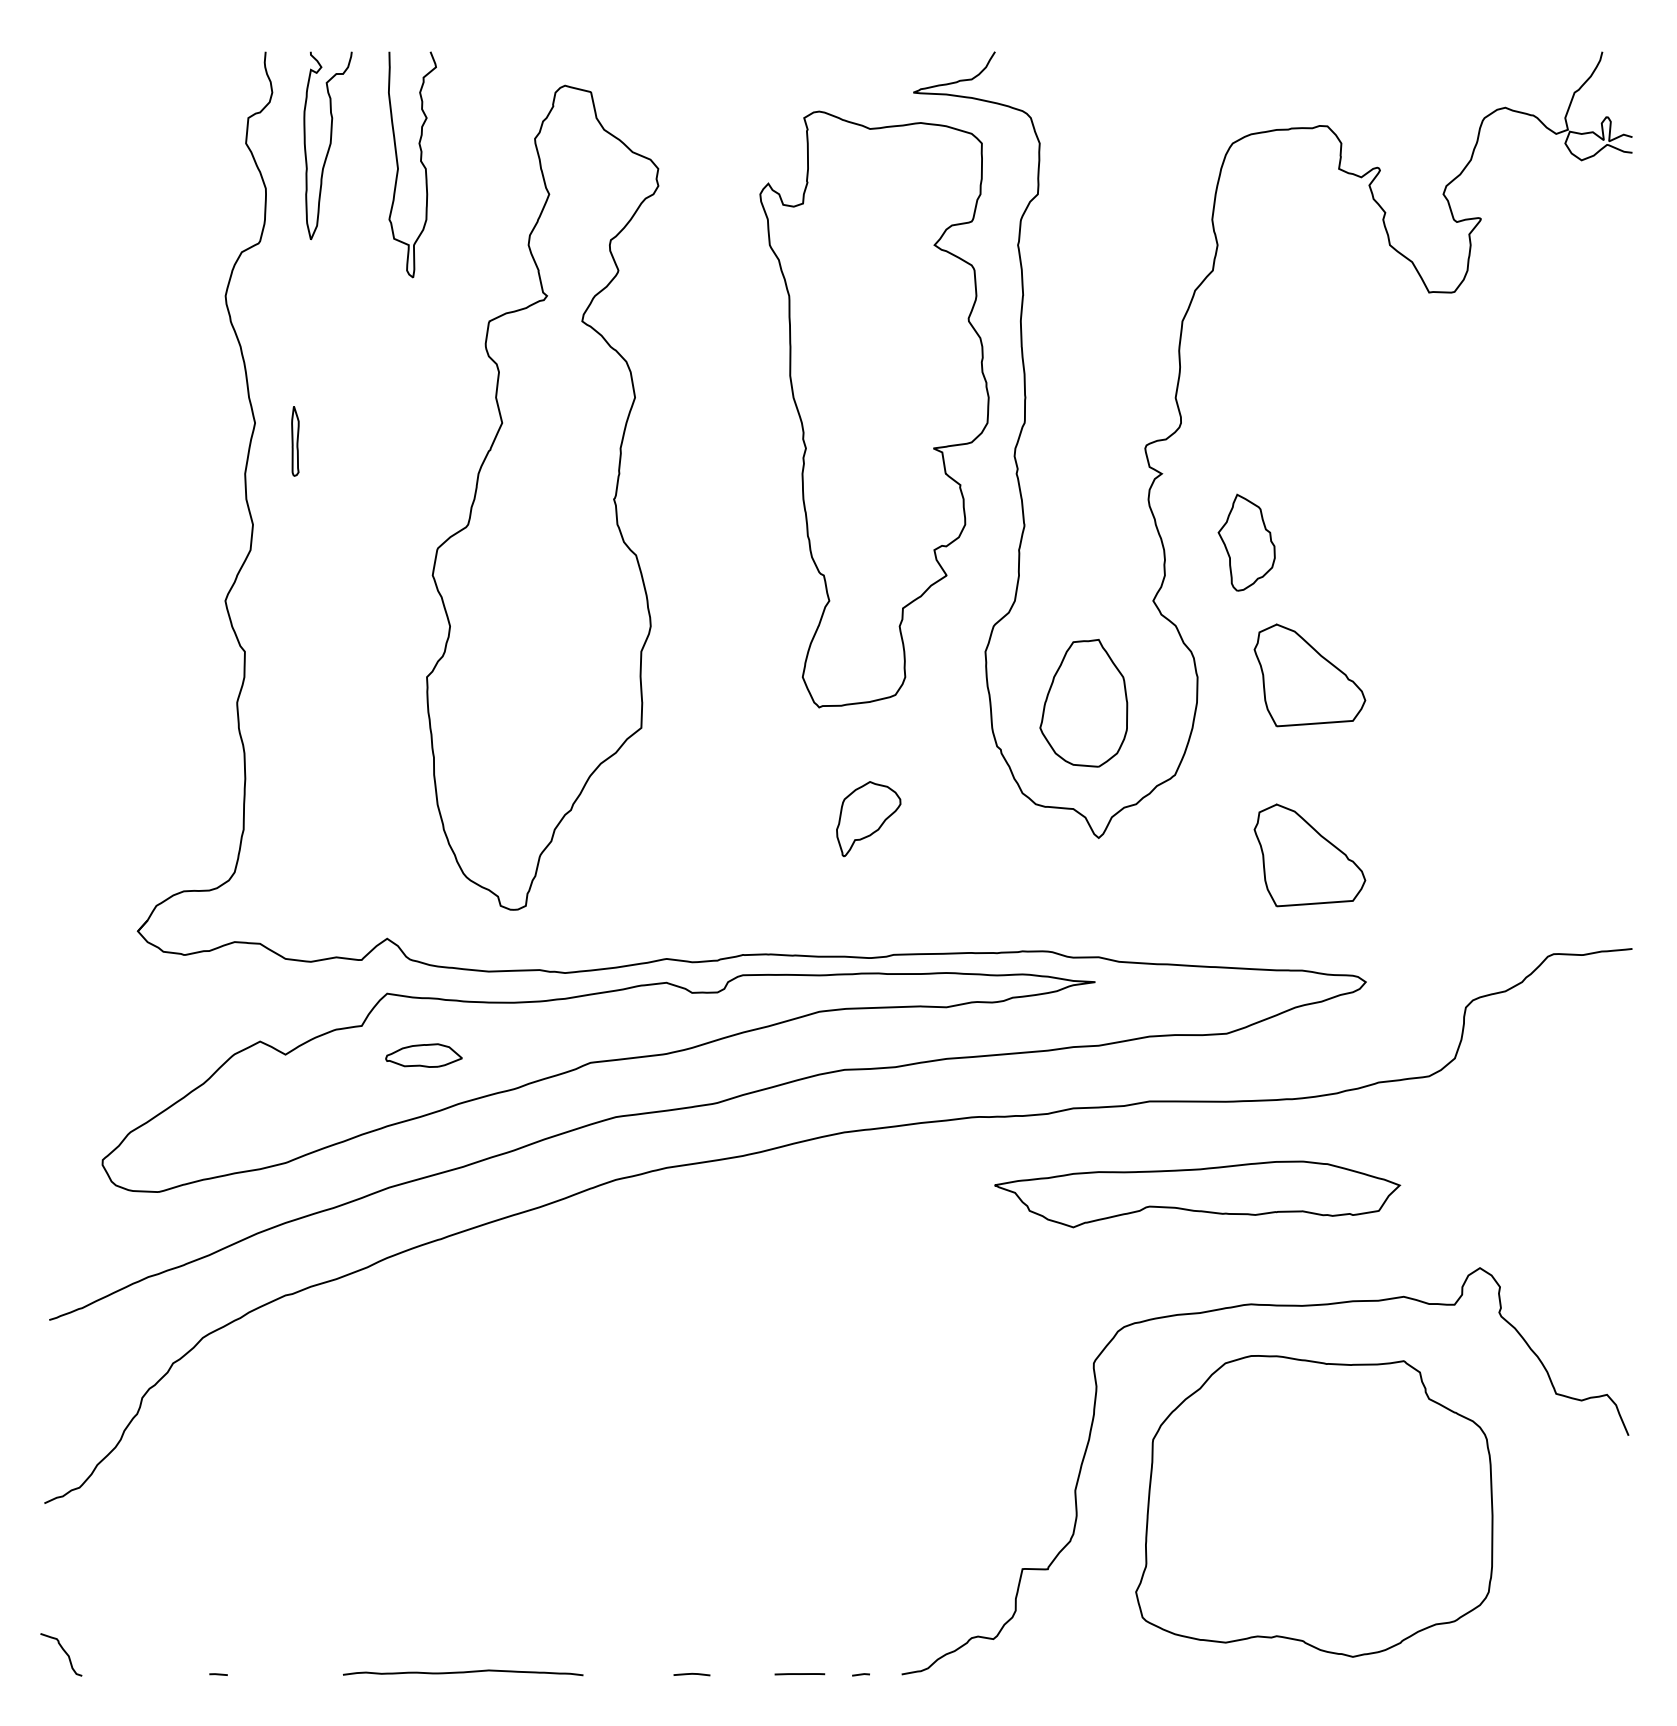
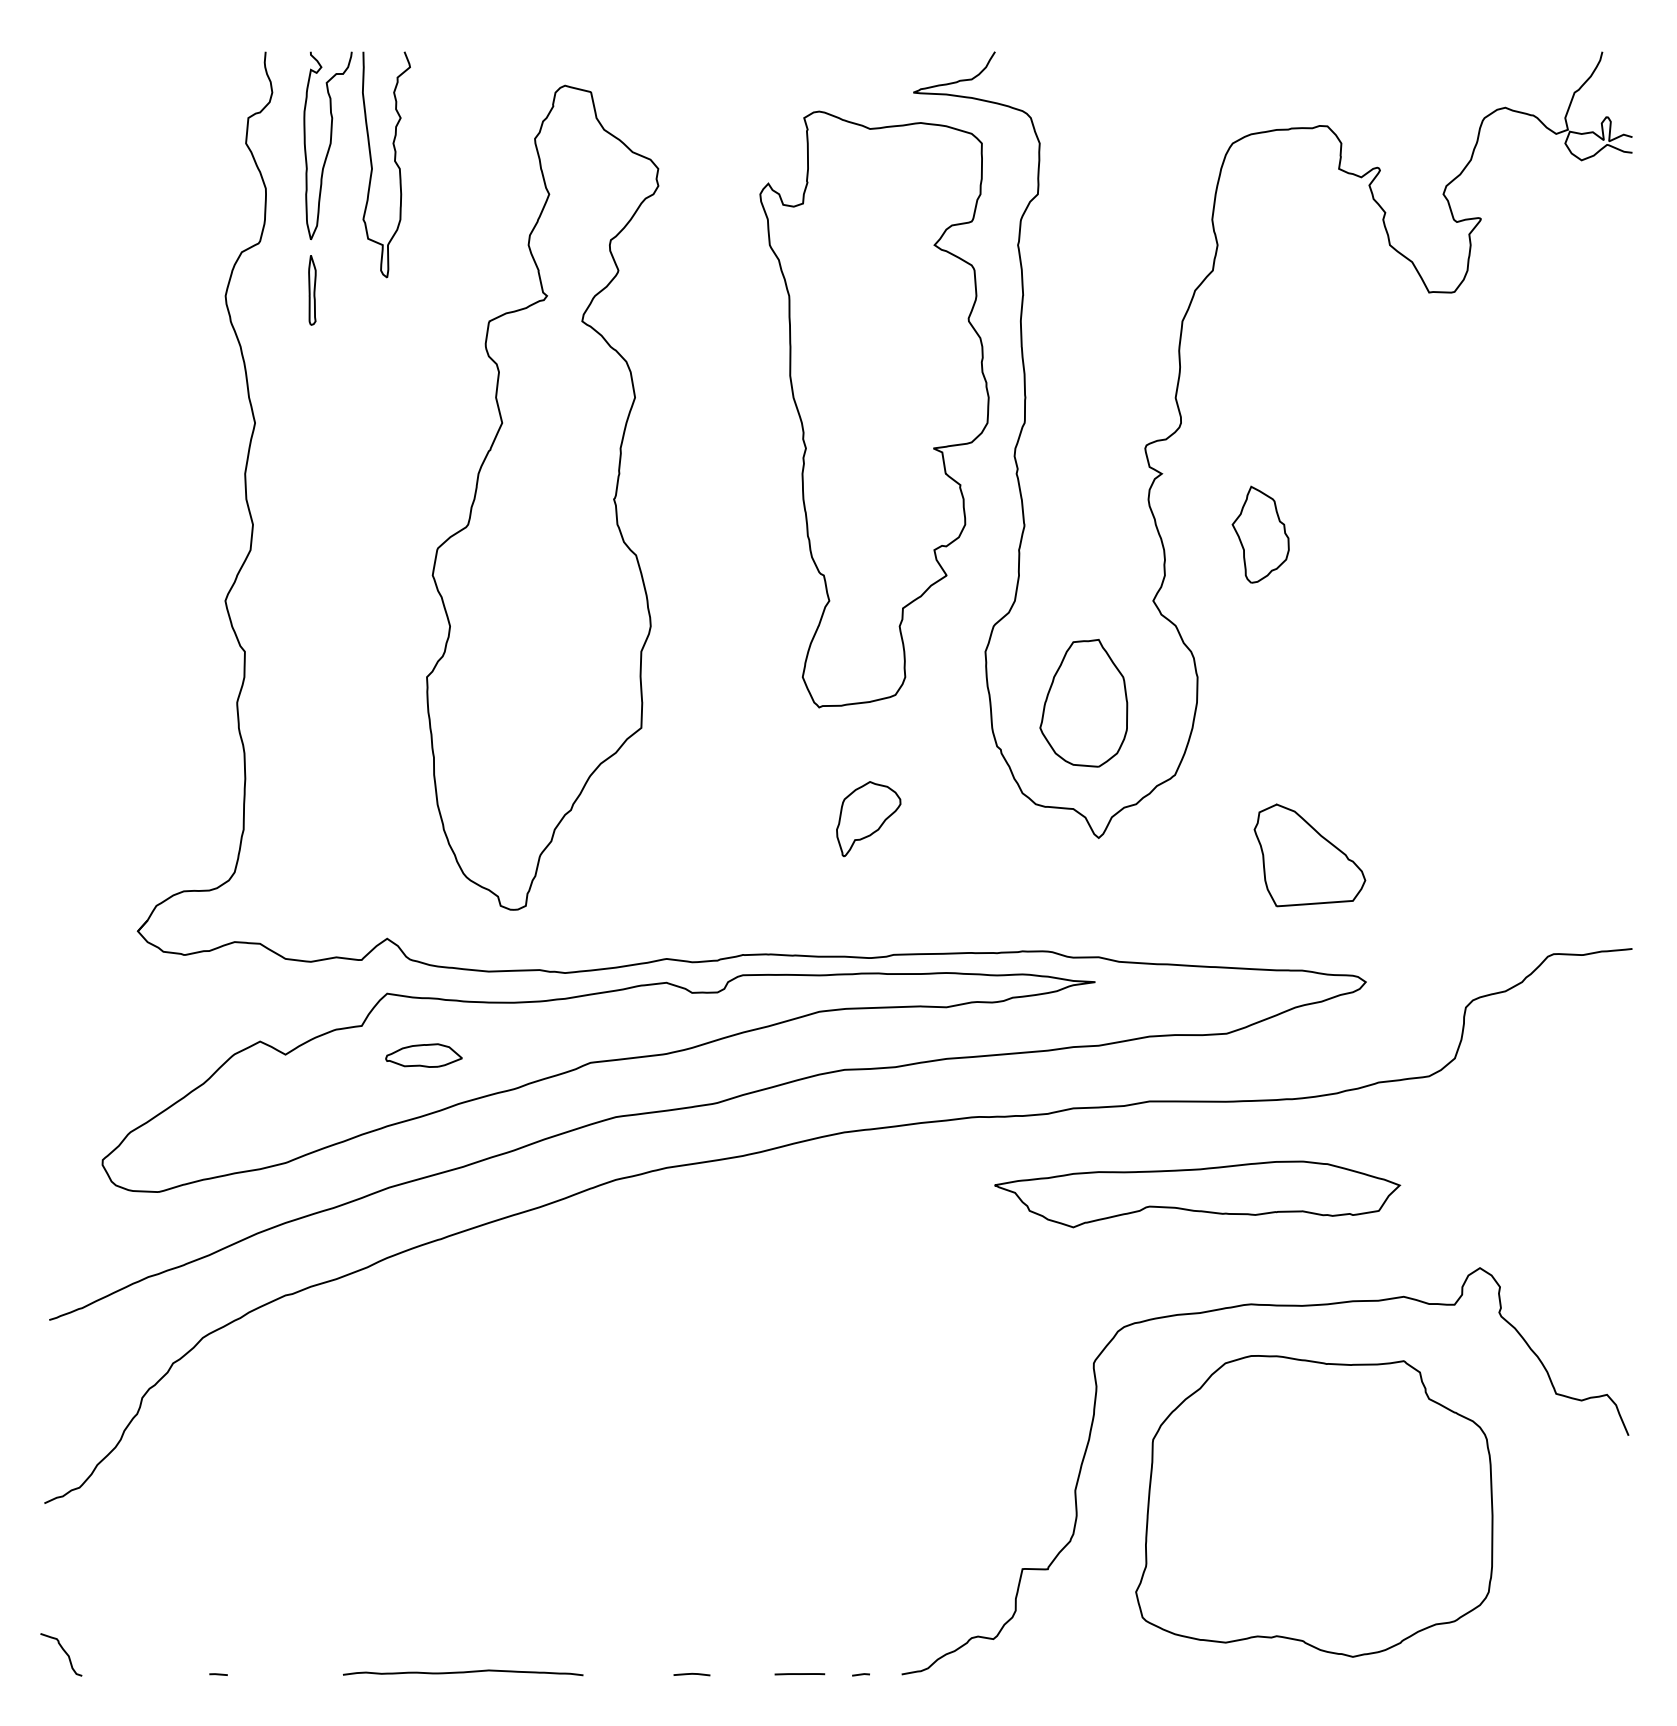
curve position: (420, 162) -> (394, 162) (394, 162)
part position: (295, 441) -> (312, 290) (312, 290)
part position: (1246, 542) -> (1260, 534) (1260, 534)
part: present -> none (1309, 675)
